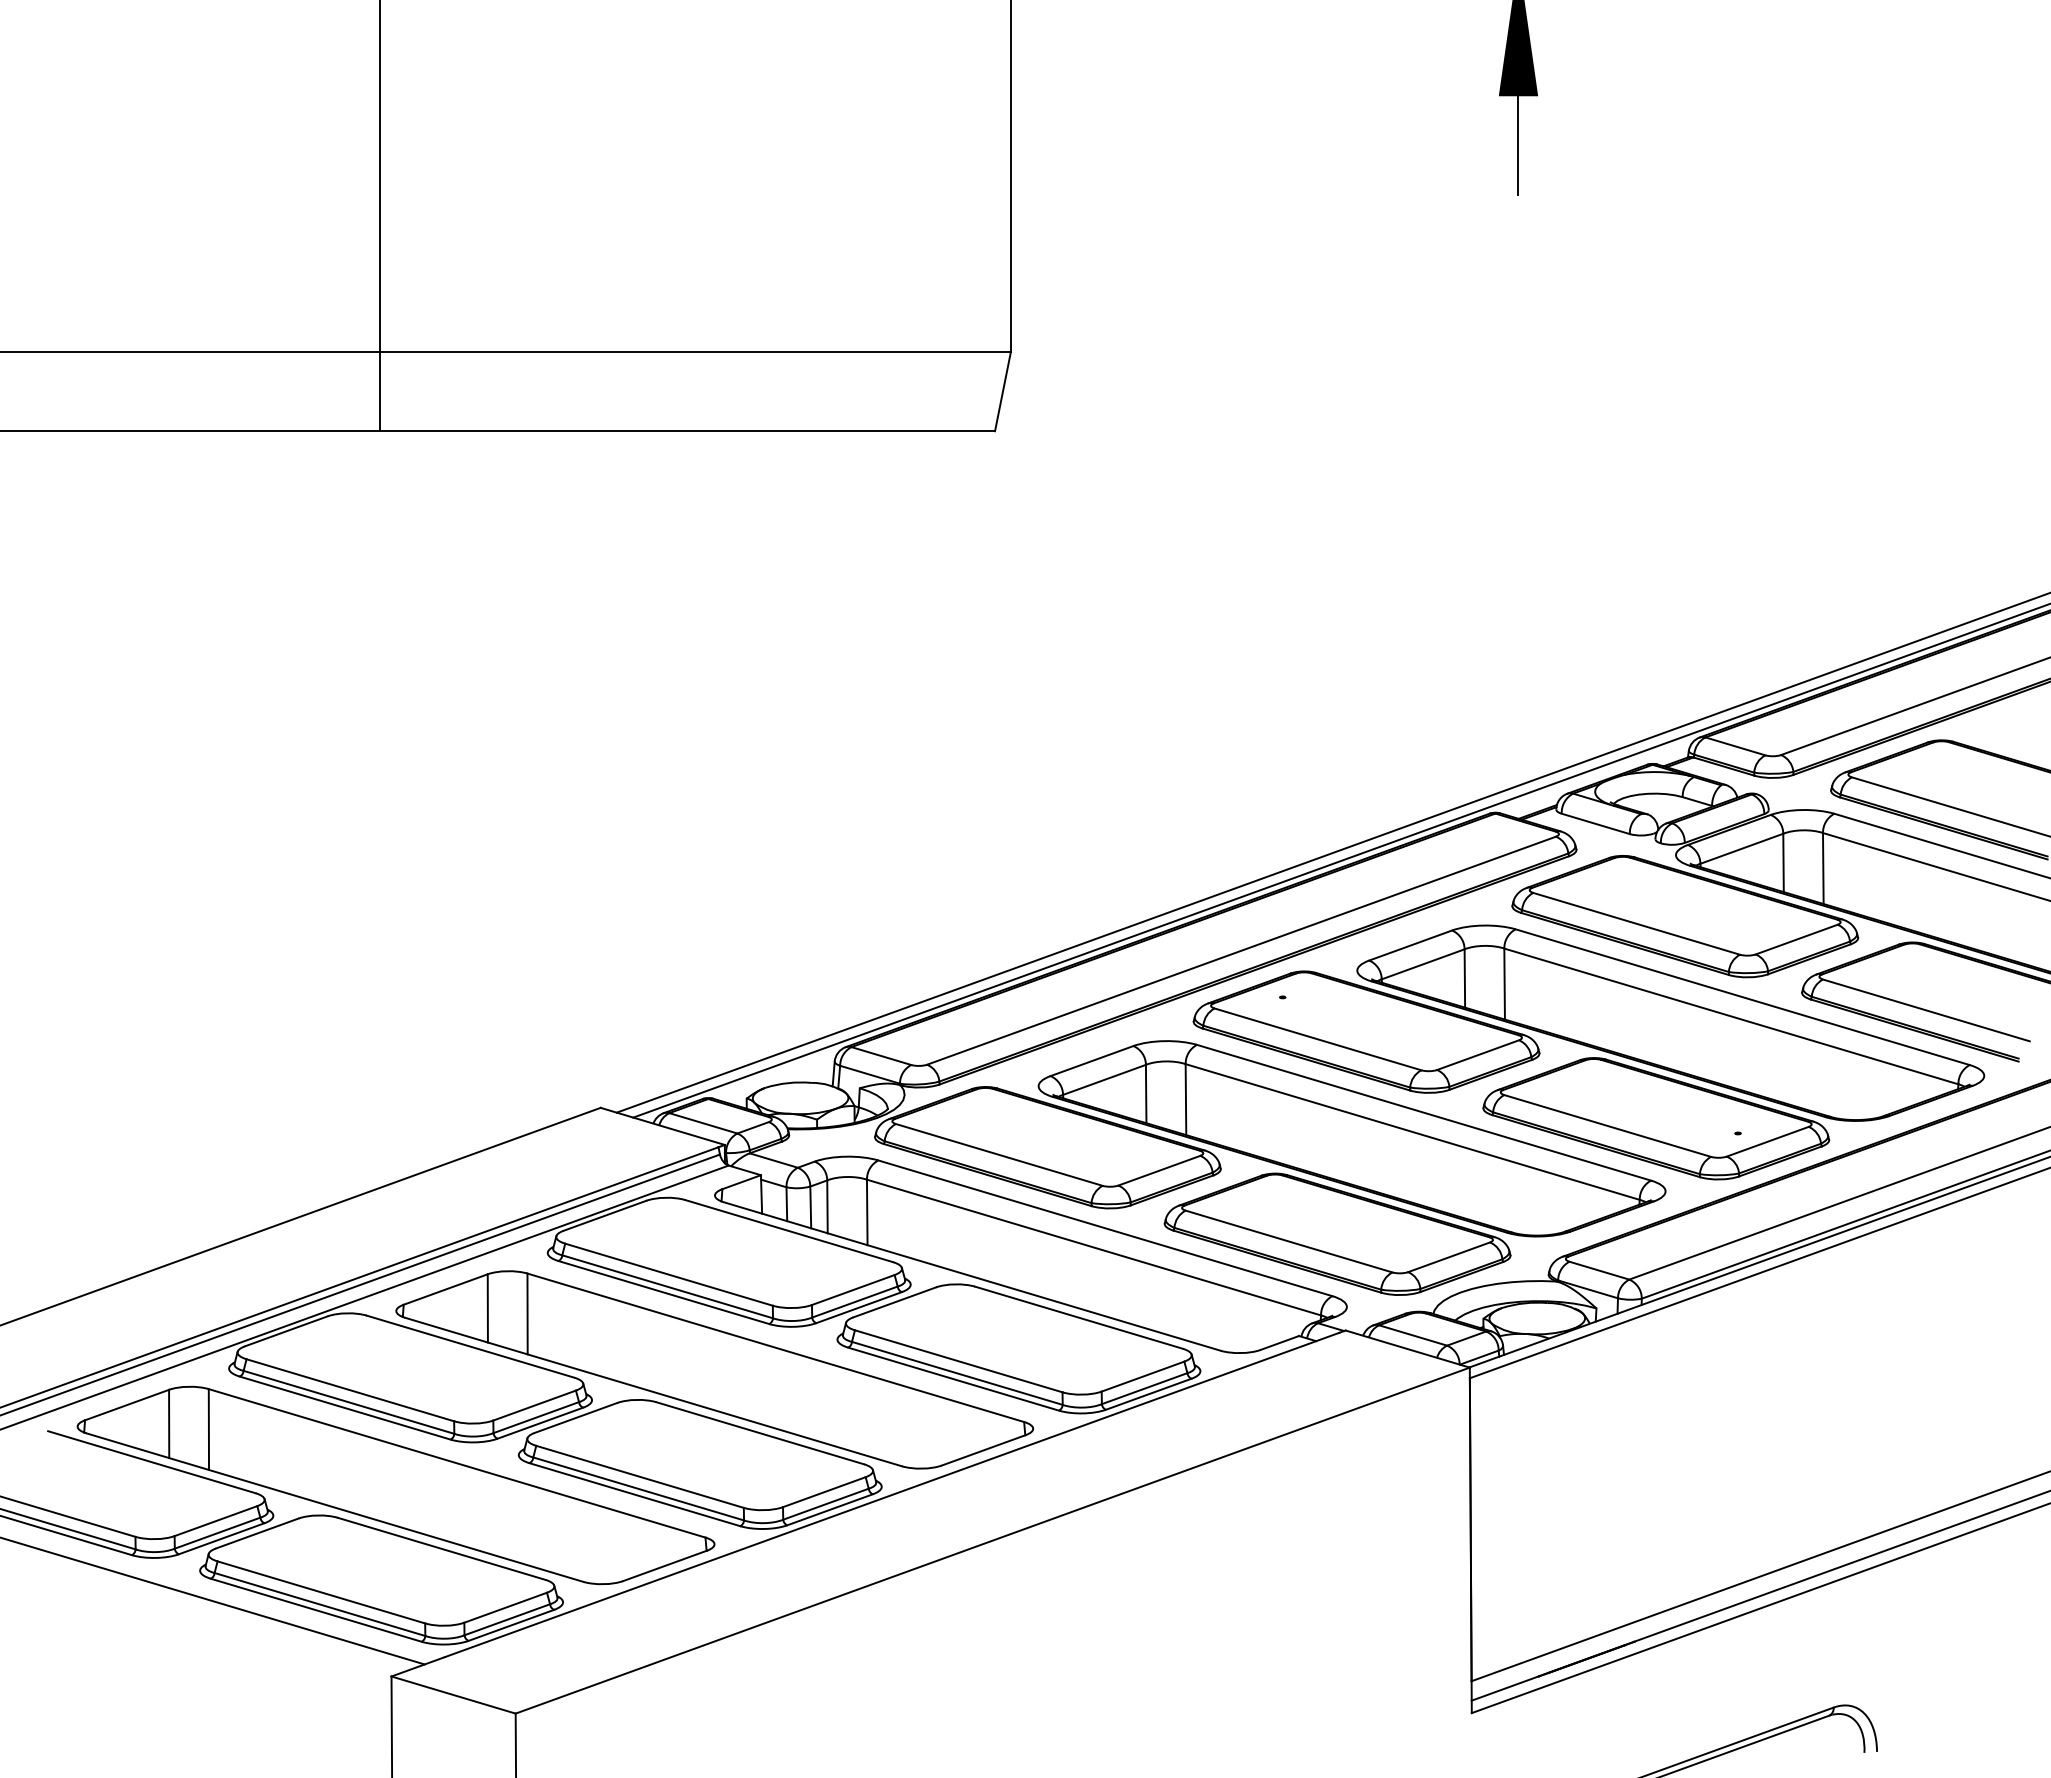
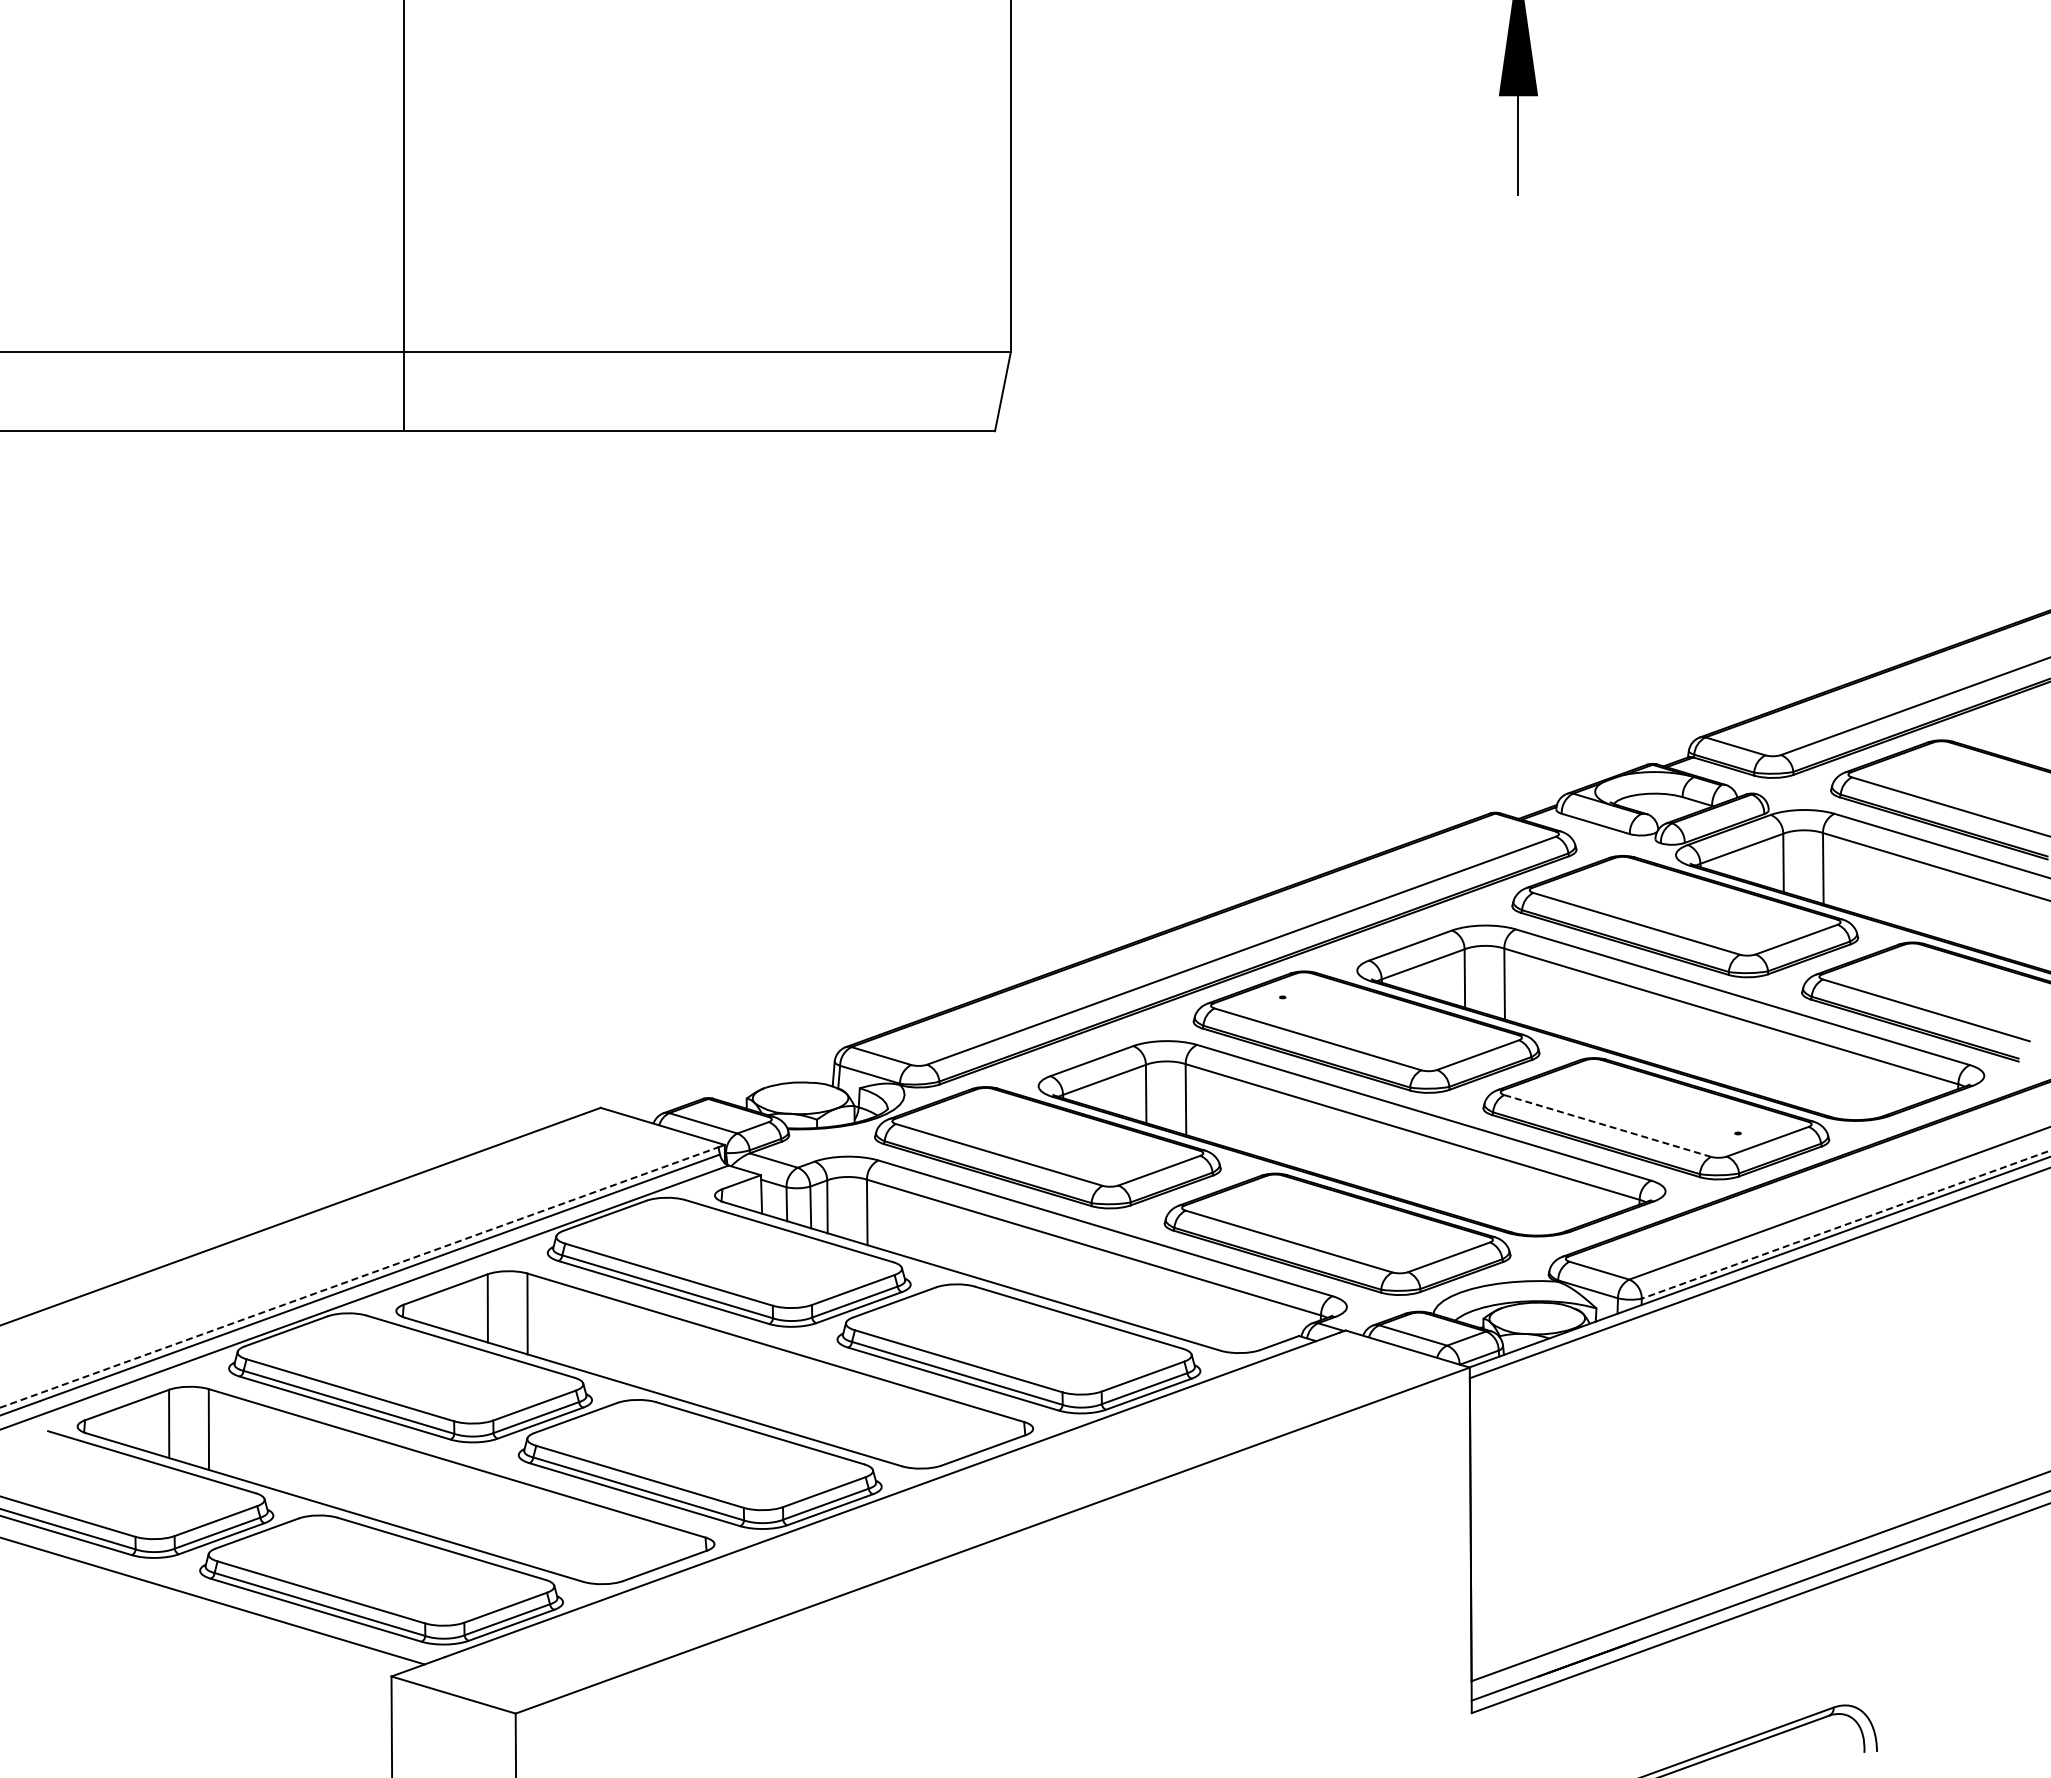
line position: (380, 216) -> (404, 216) (404, 216)
line: present -> none (1331, 852)
line: present -> none (1340, 860)
line: solid -> dashed (1607, 1125)
line: solid -> dashed (1845, 1224)
line: solid -> dashed (359, 1277)
